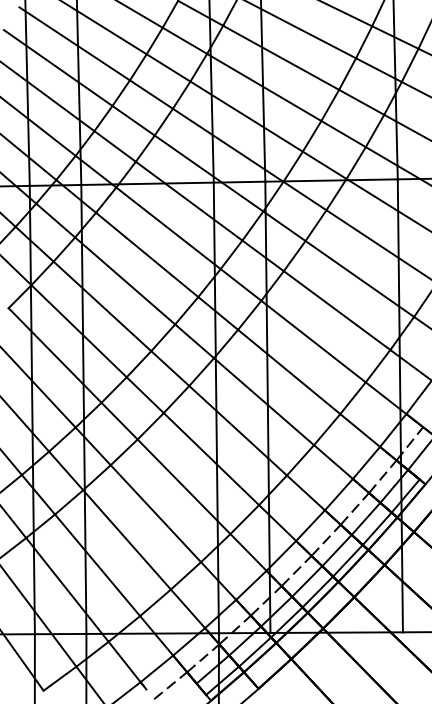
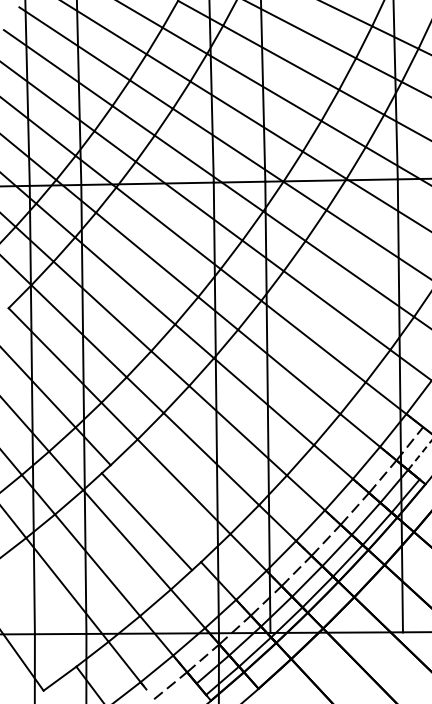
line: solid -> dashed (420, 454)
line position: (155, 513) -> (146, 521) (146, 521)
line: present -> none (39, 617)
